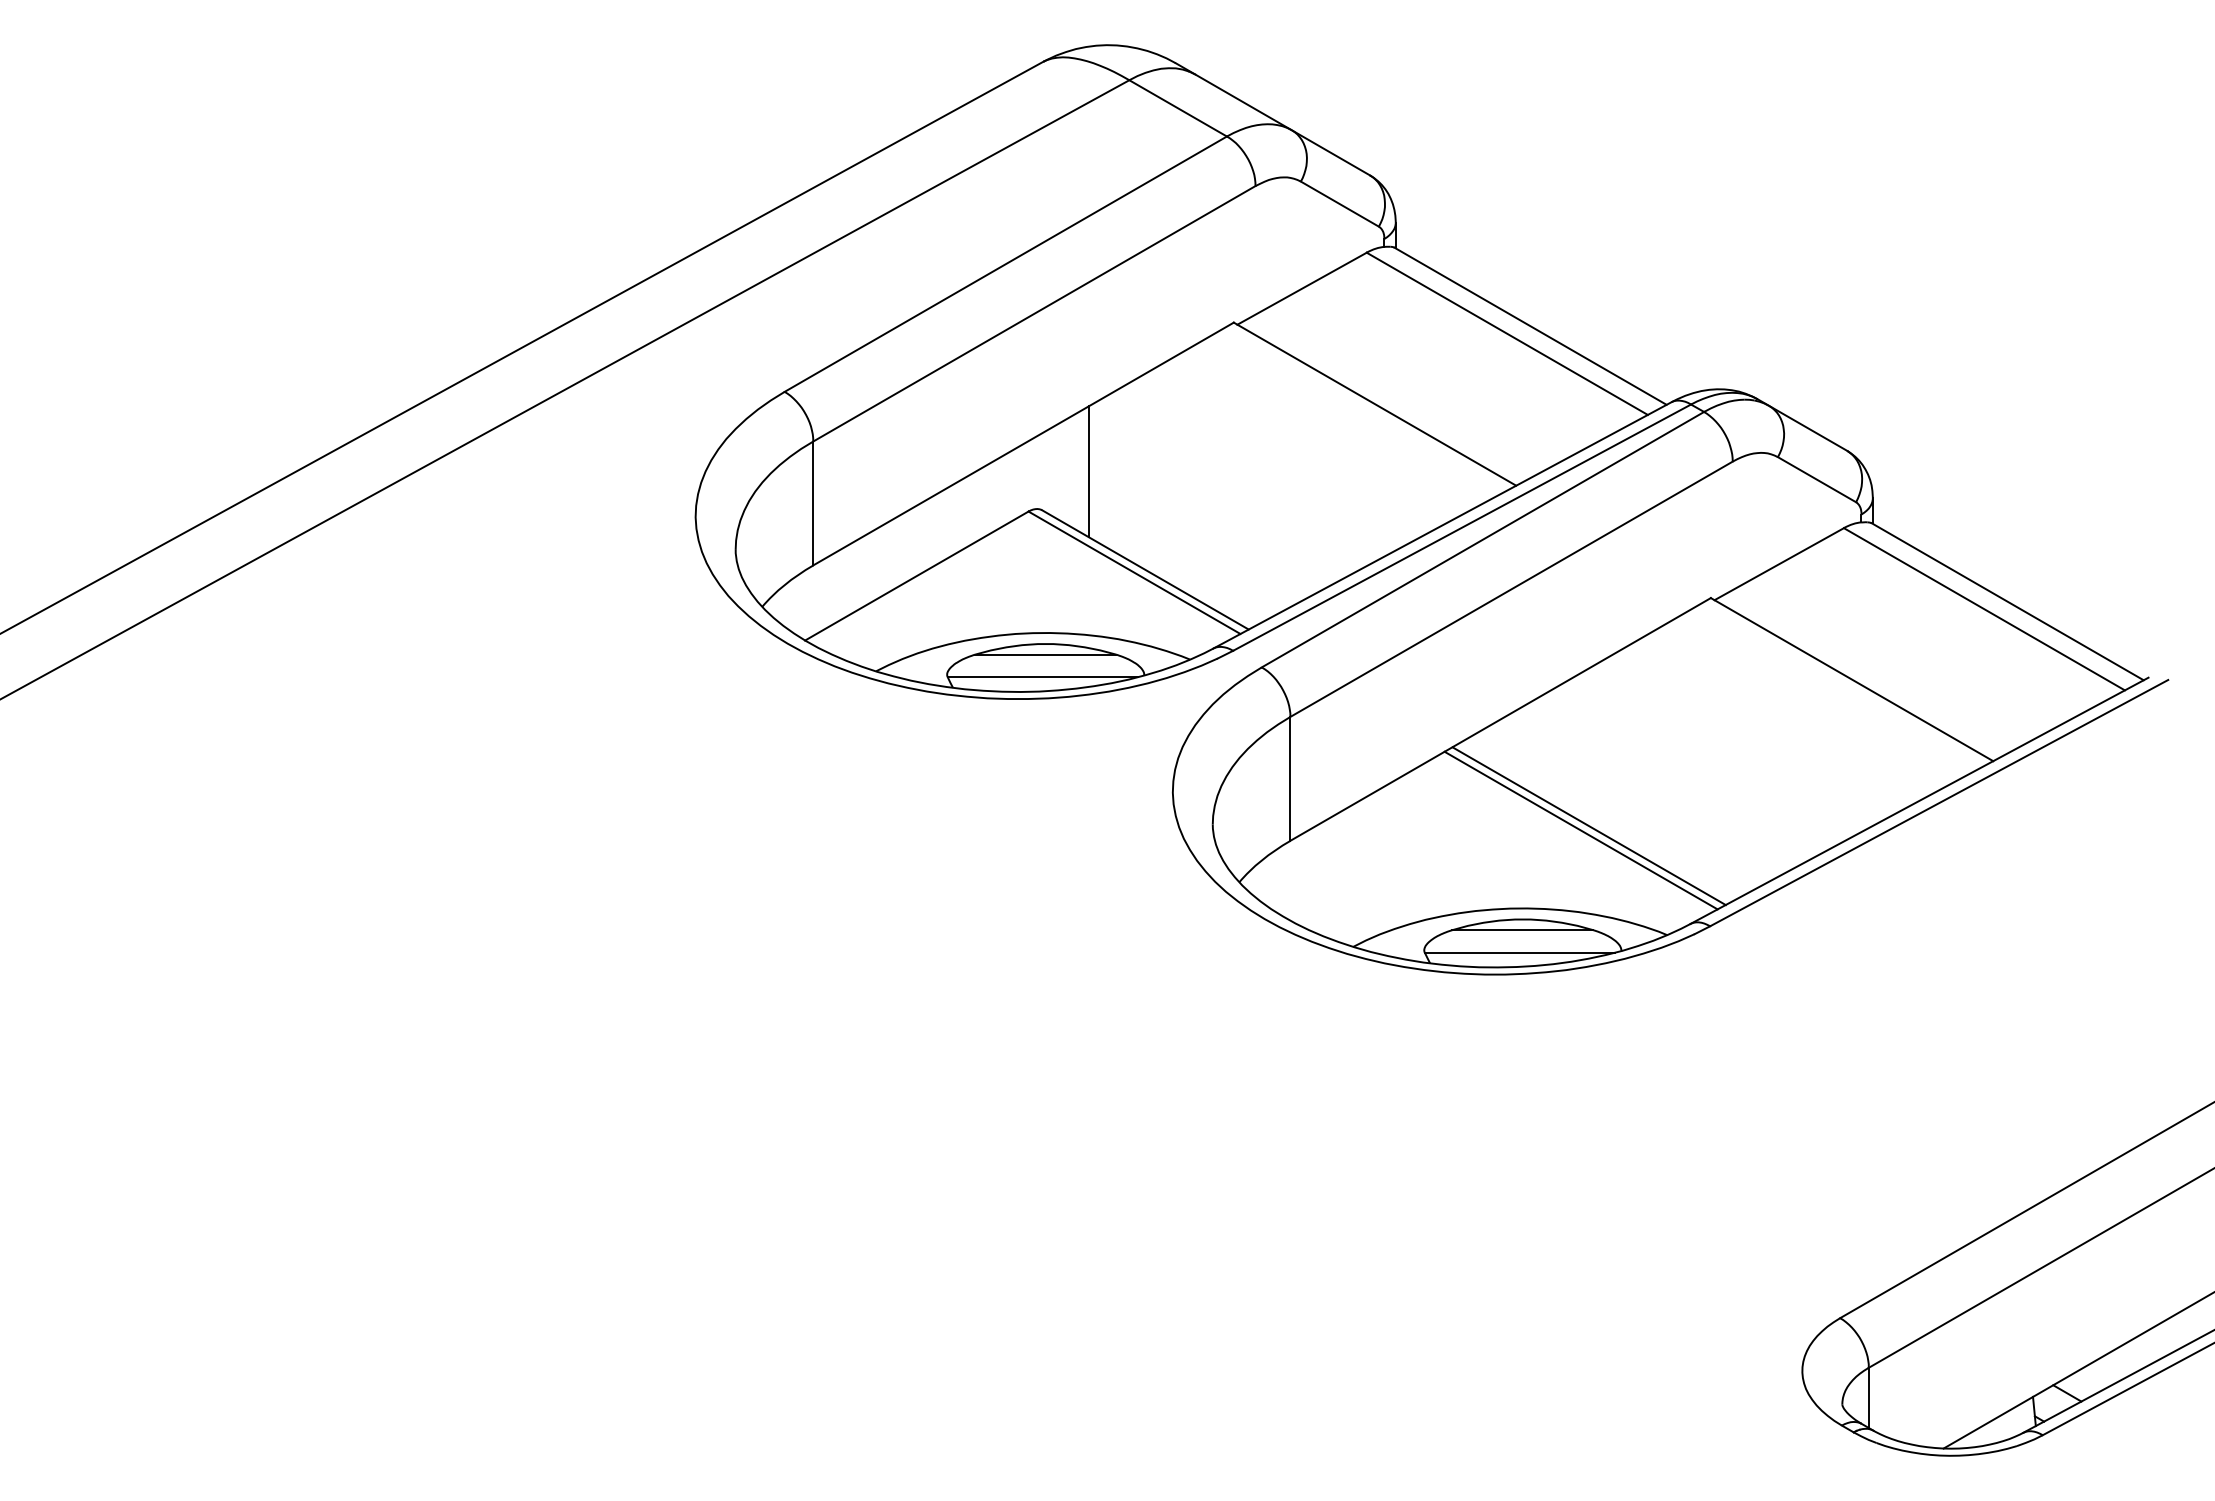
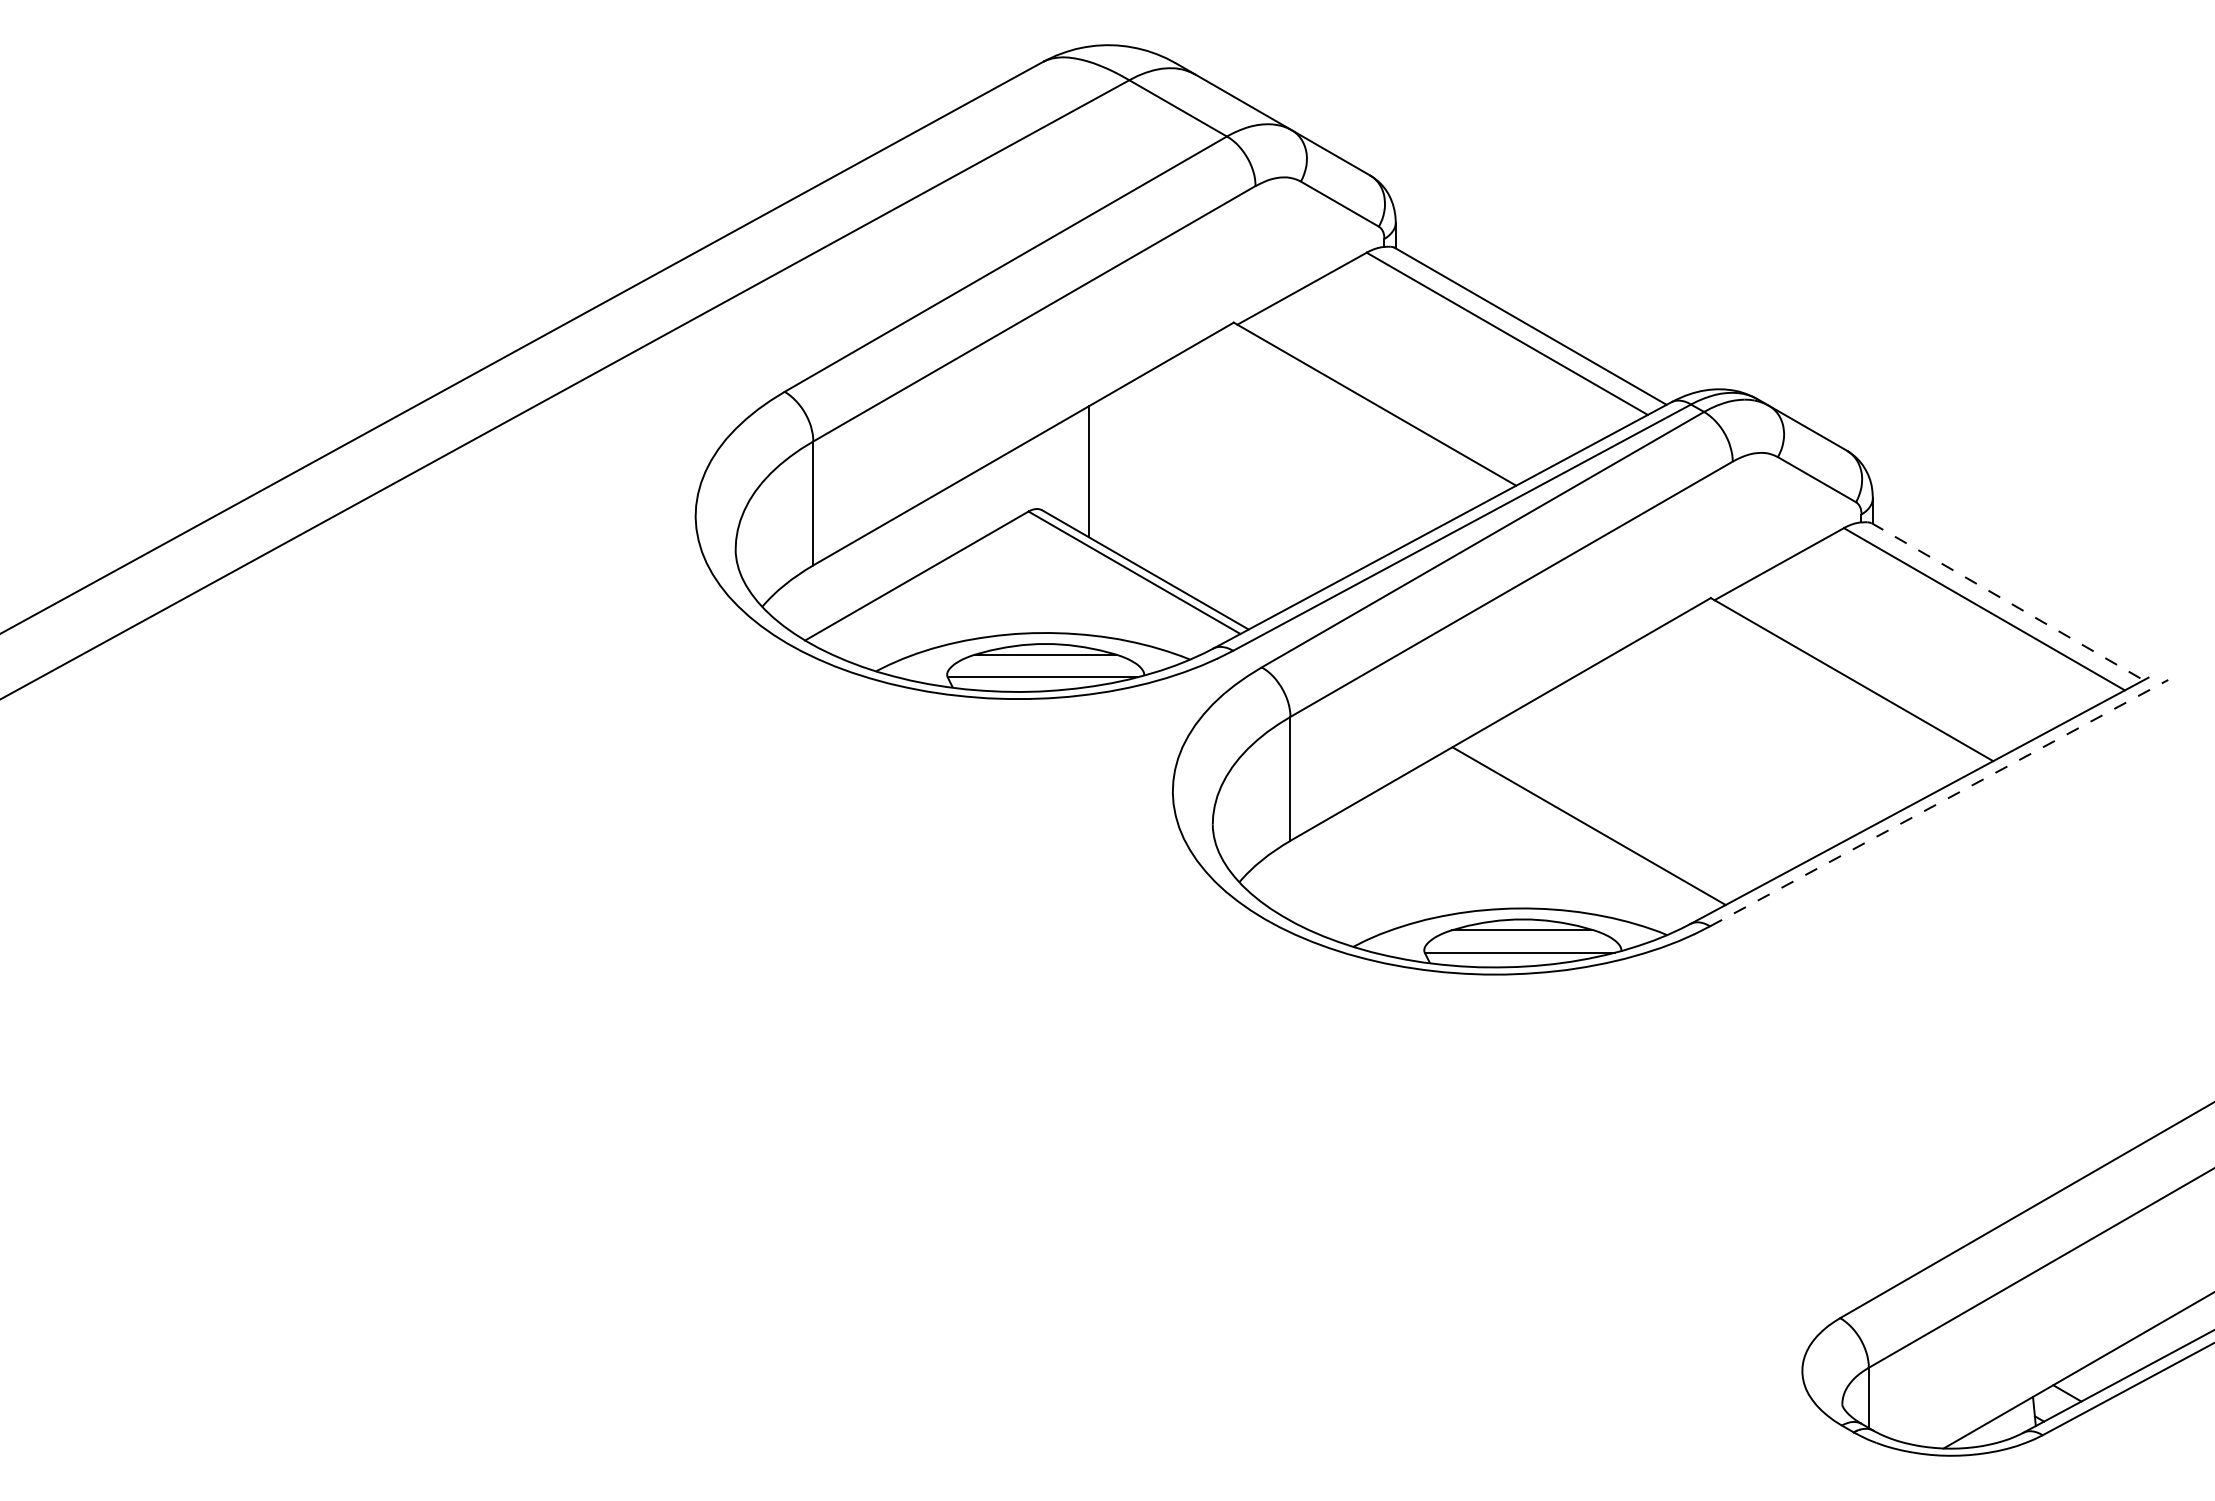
line: solid -> dashed (2008, 601)
line: solid -> dashed (1939, 802)
line: present -> none (1580, 830)
